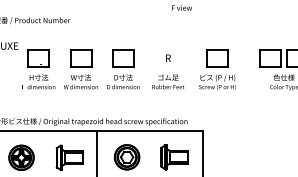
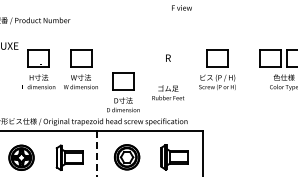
part position: (123, 69) -> (123, 92) (123, 92)
text position: (168, 81) -> (168, 92) (168, 92)
line: solid -> dashed (97, 153)
